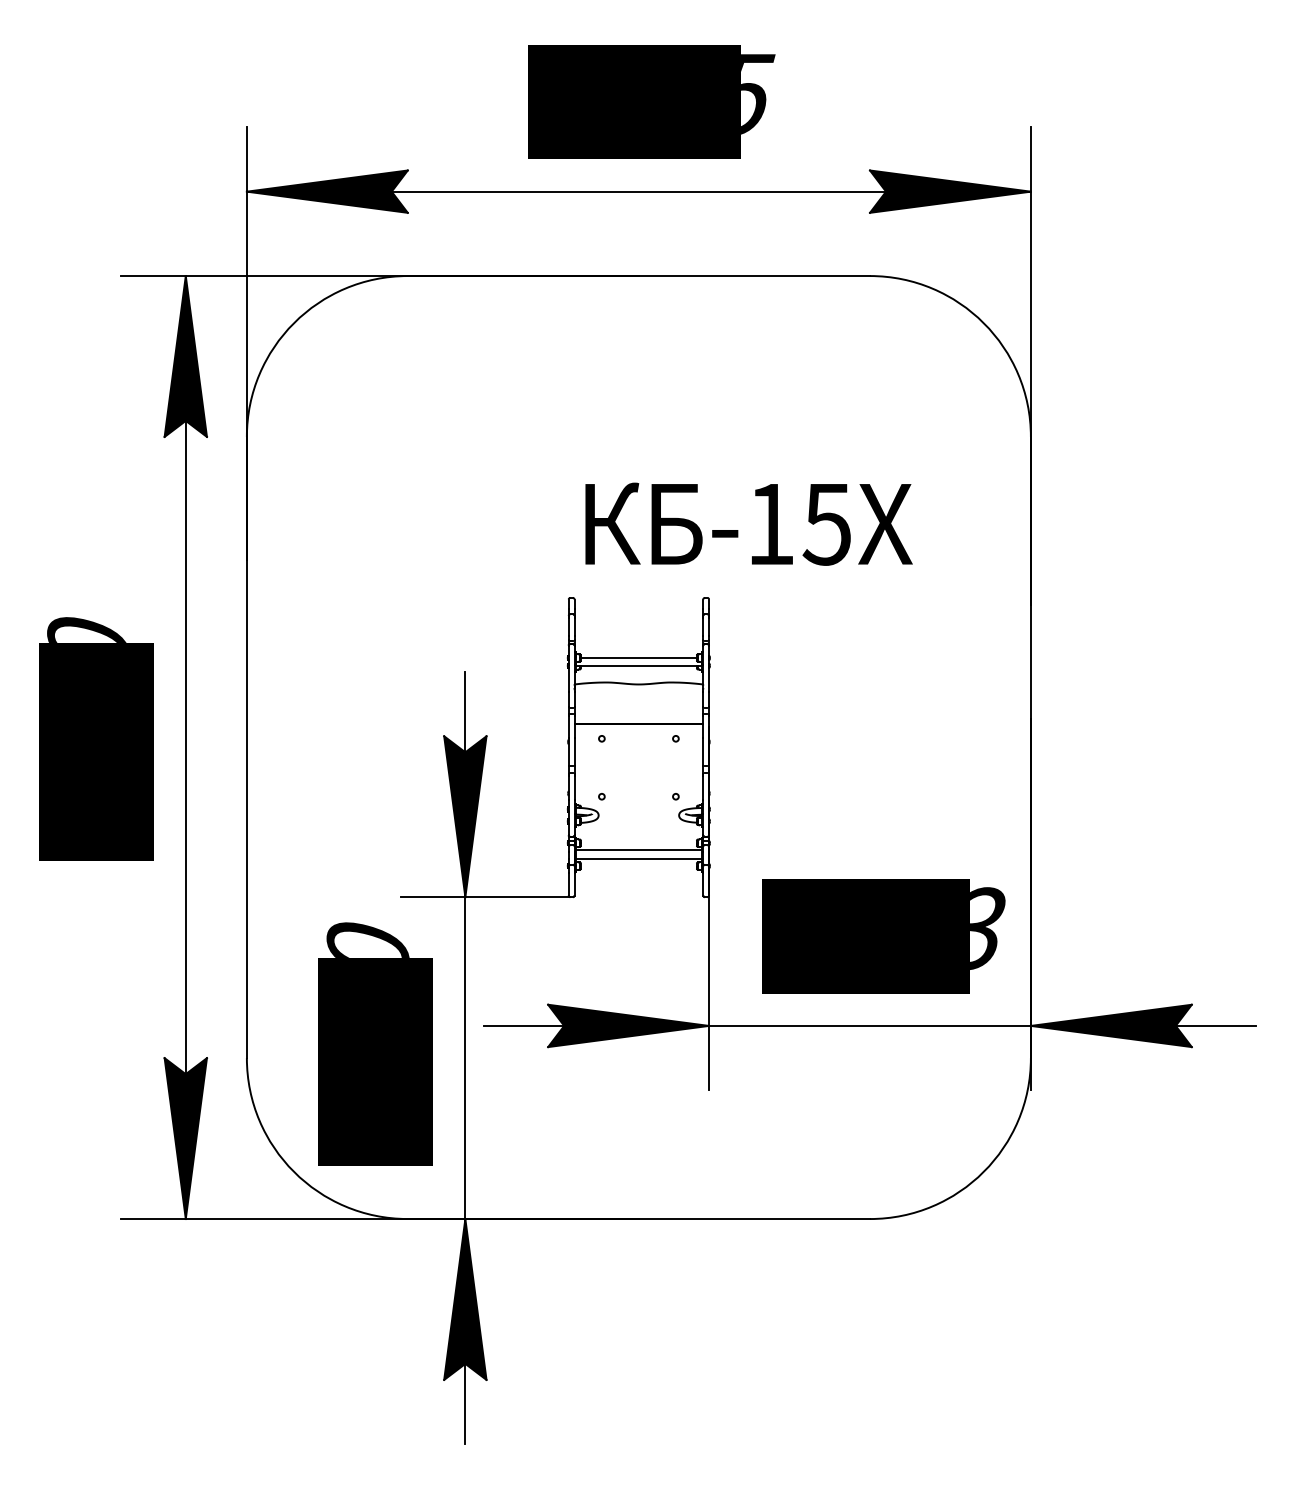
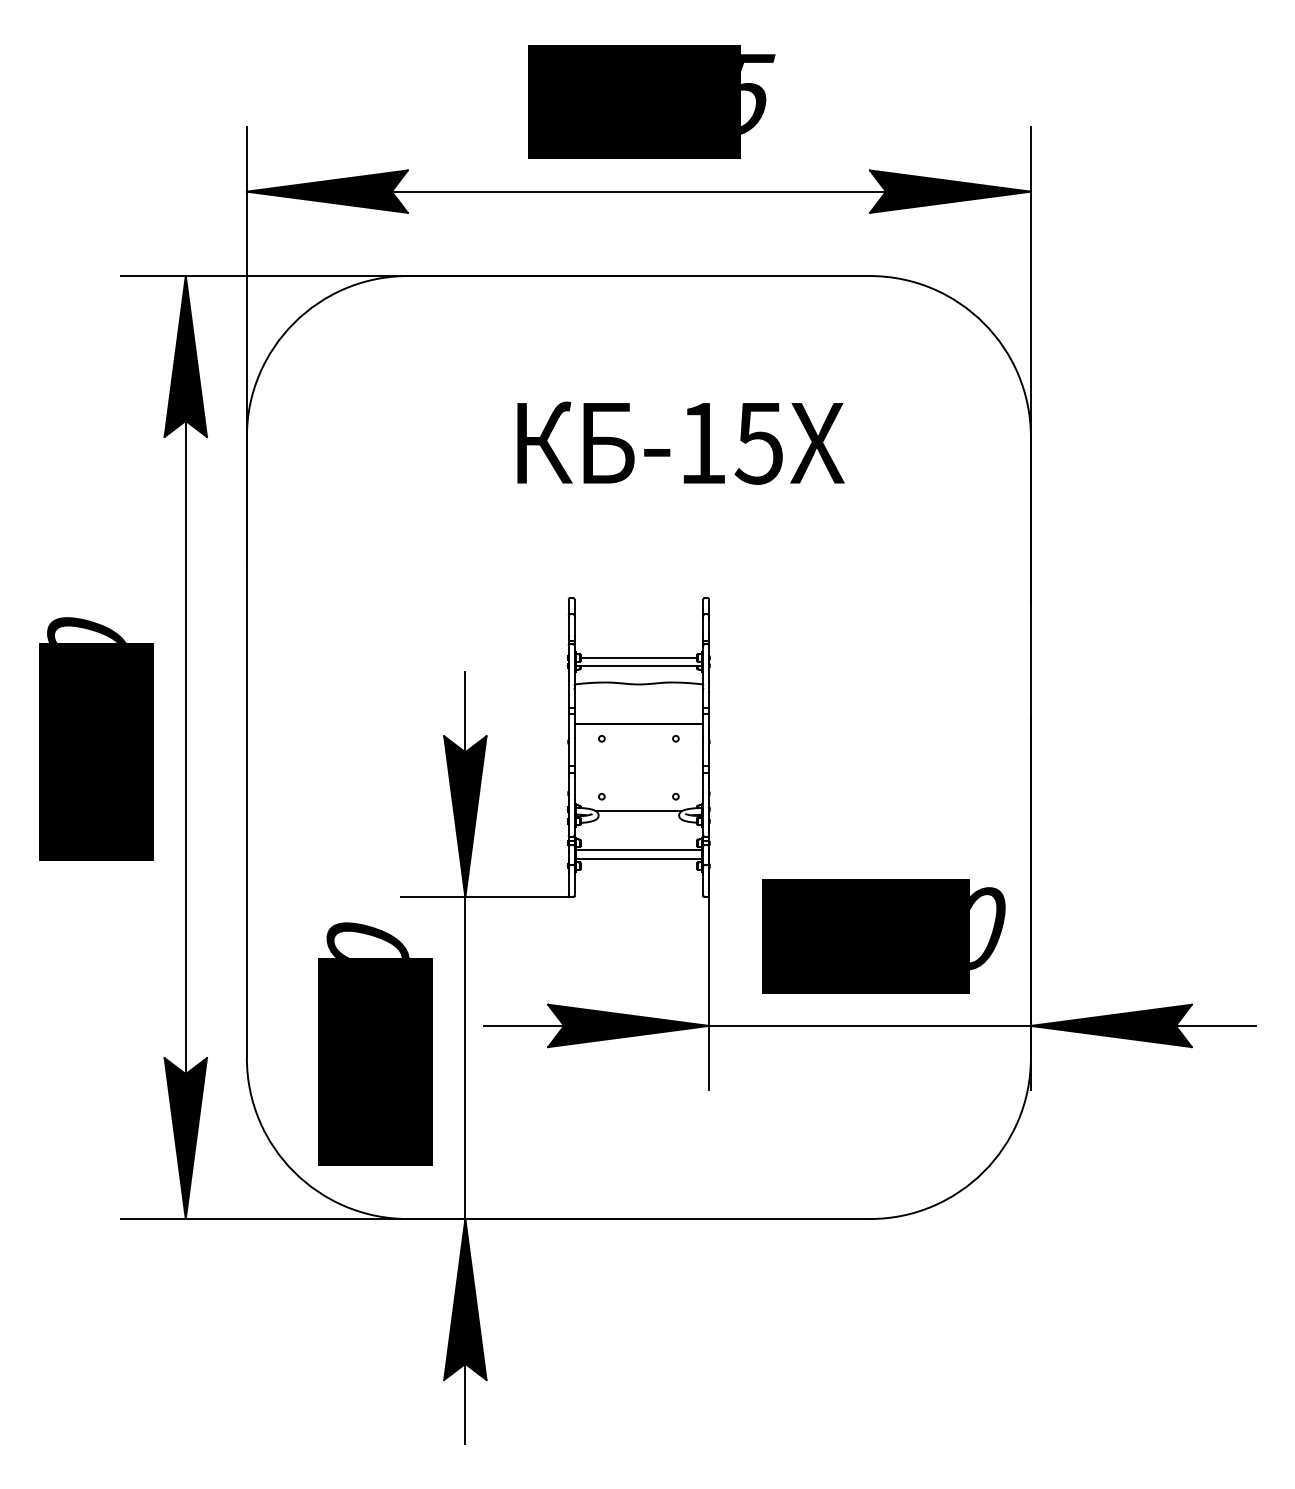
text position: (748, 523) -> (680, 442) (680, 442)
line: none -> present (638, 811)
text: 1003 -> 1000 (987, 928)
